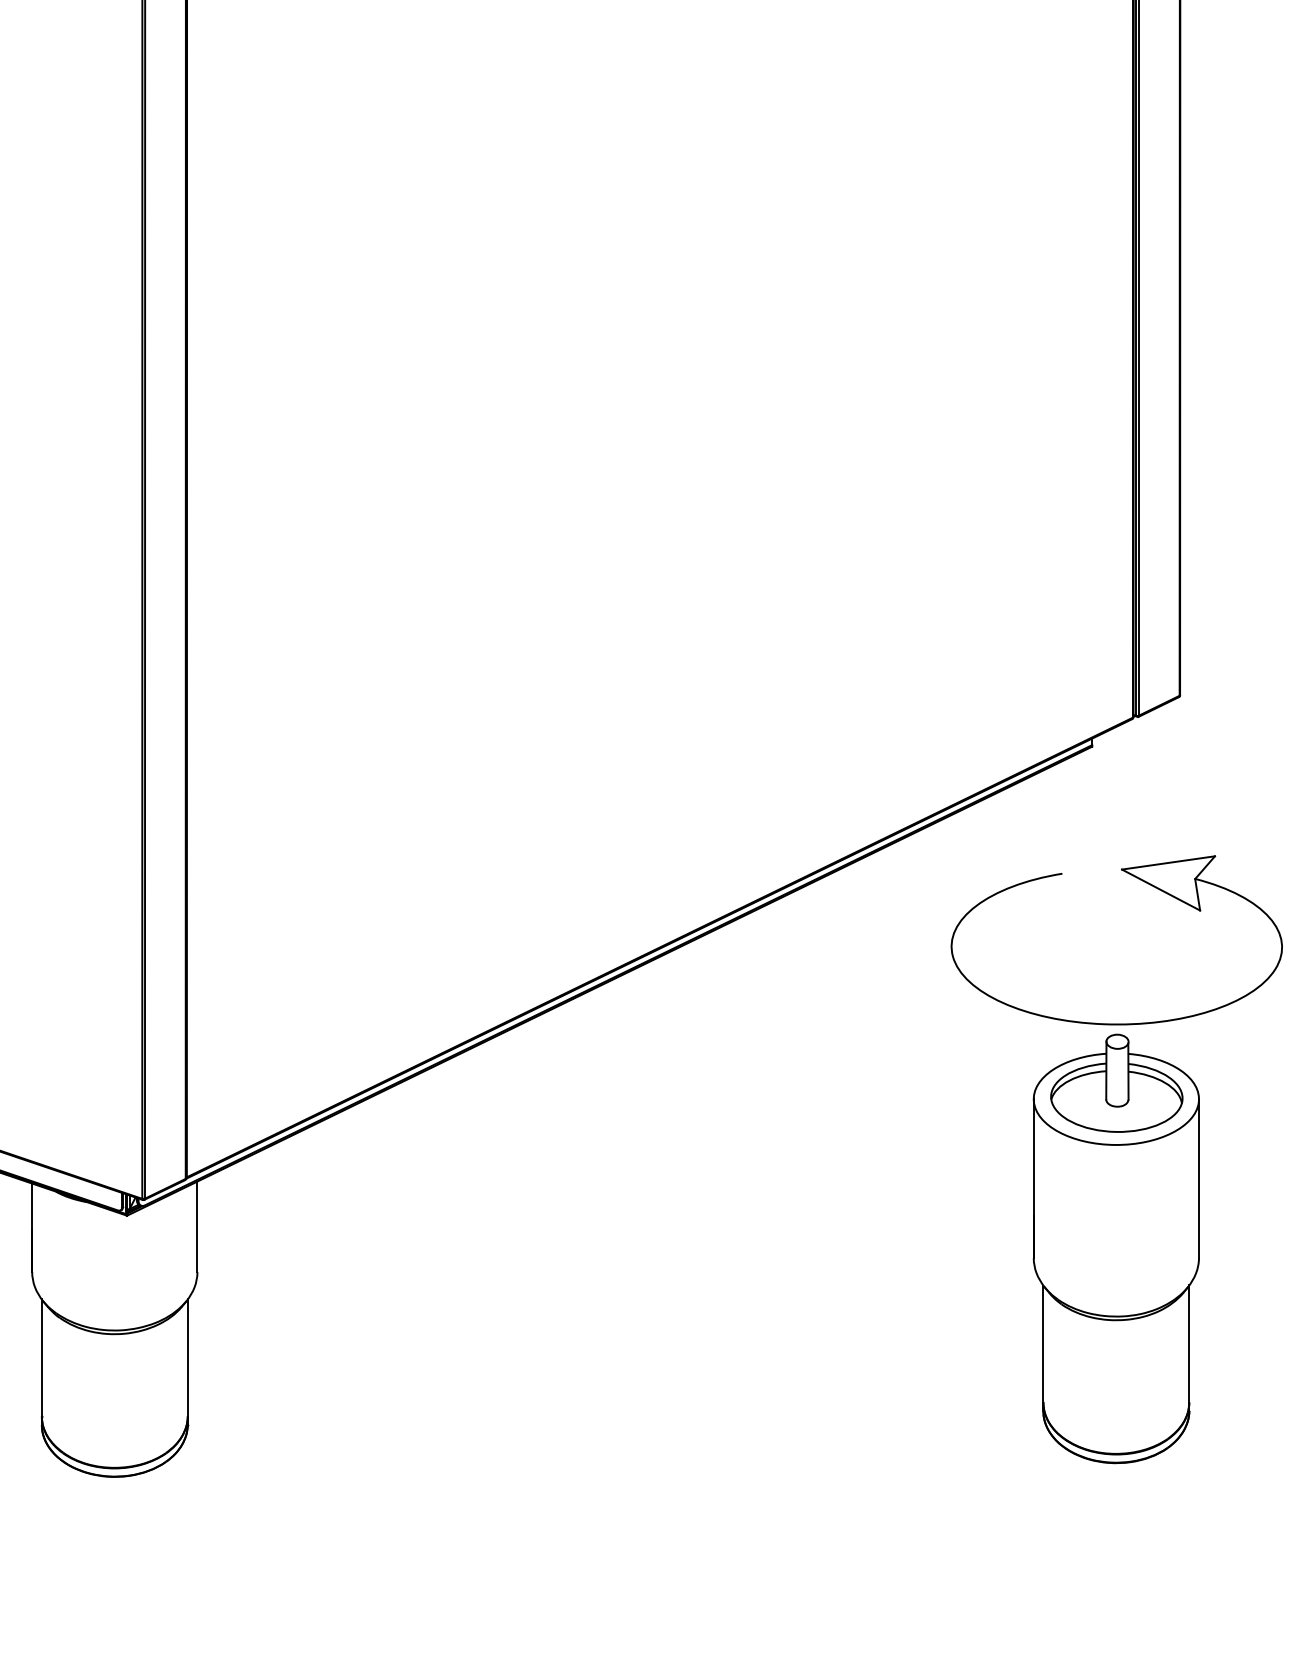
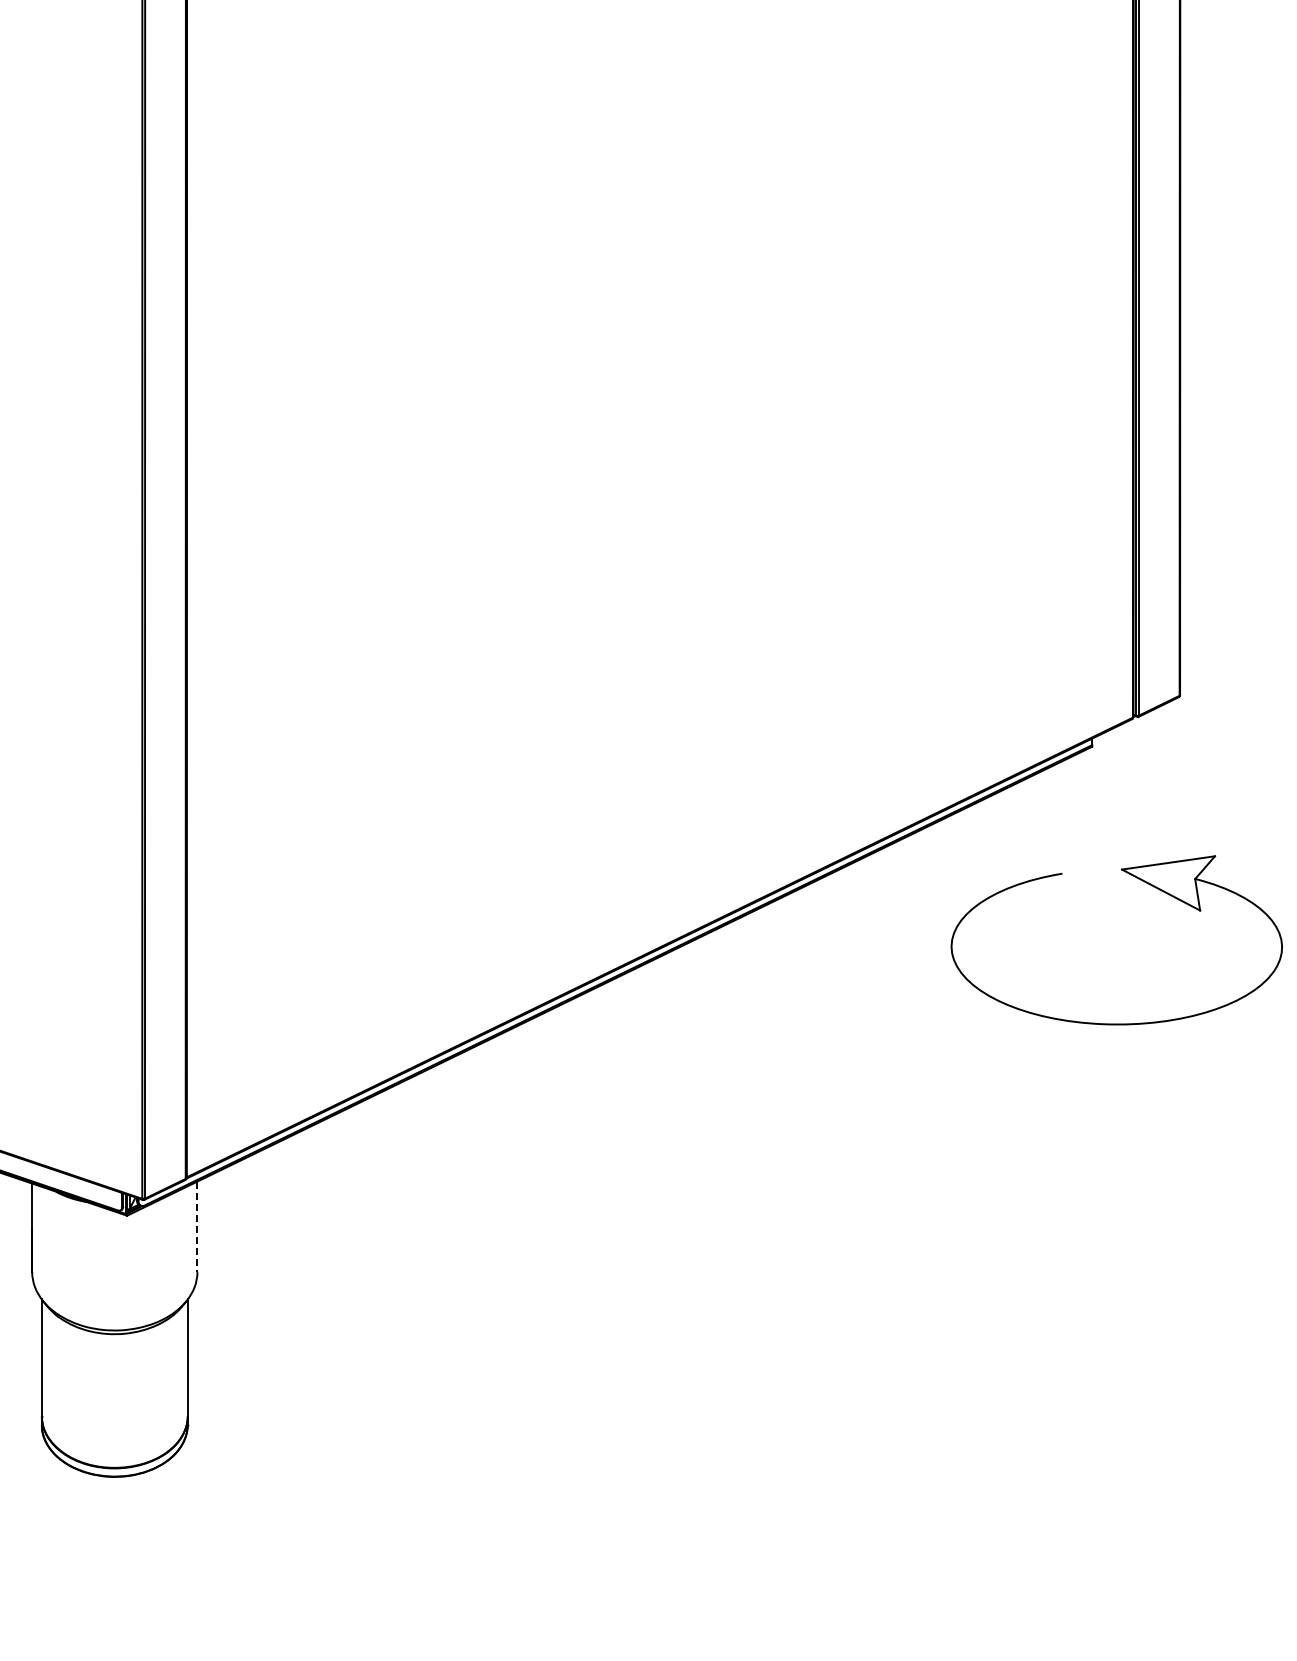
line: solid -> dashed (197, 1227)
part: present -> none (1115, 1248)
